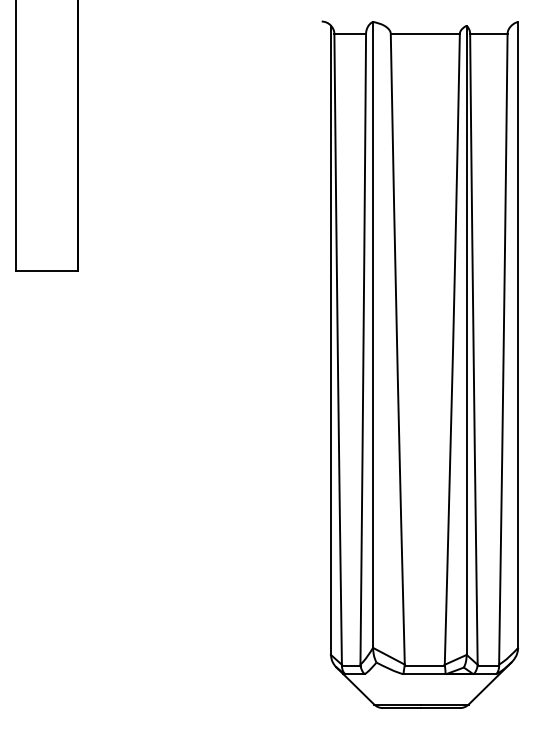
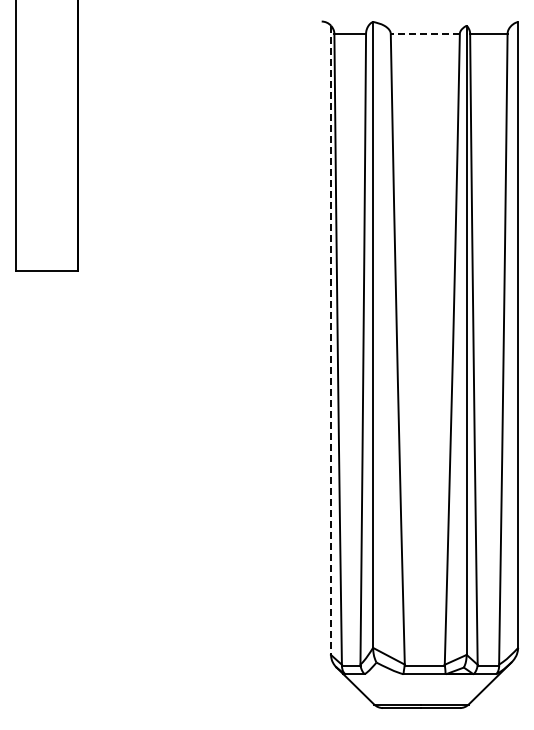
line: solid -> dashed (425, 33)
line: solid -> dashed (330, 340)
